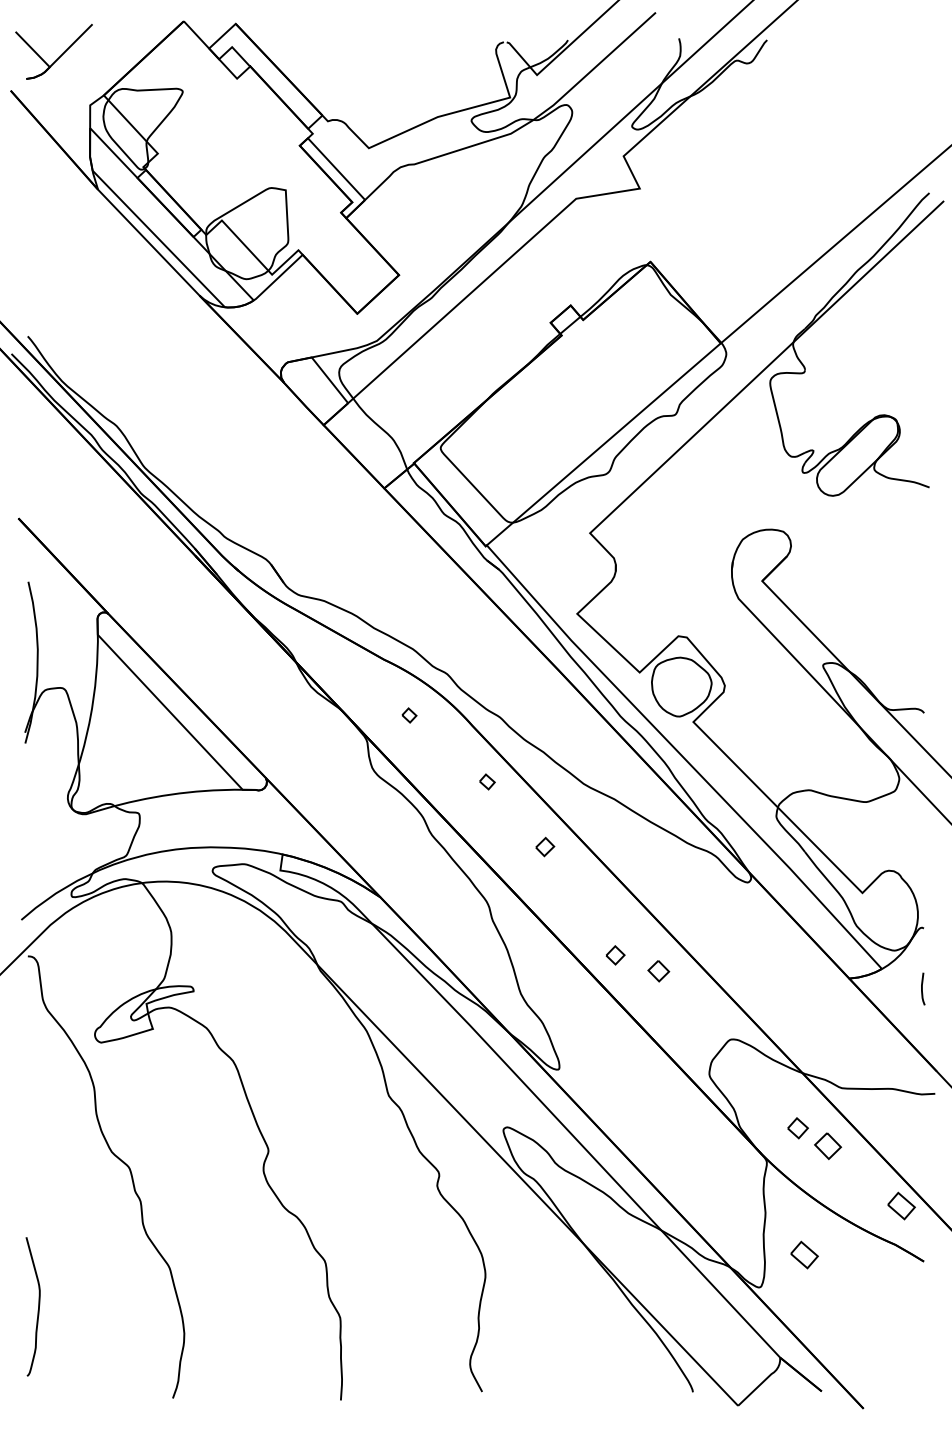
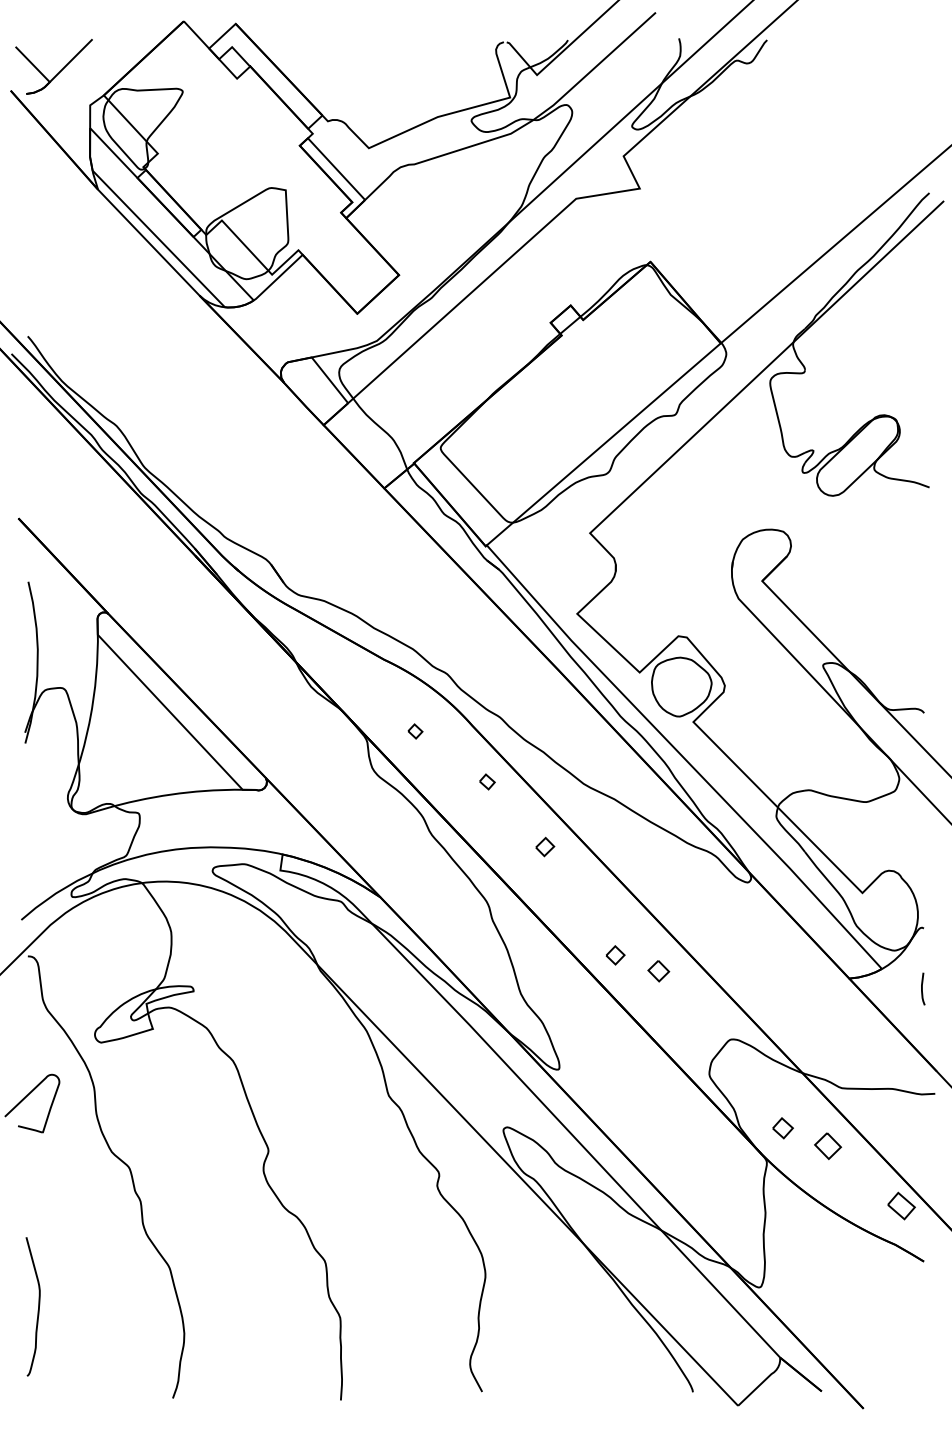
part position: (59, 56) -> (59, 71) (59, 71)
part position: (409, 715) -> (415, 731) (415, 731)
curve: none -> present (26, 1097)
part position: (797, 1128) -> (782, 1128) (782, 1128)
part: present -> none (804, 1254)
